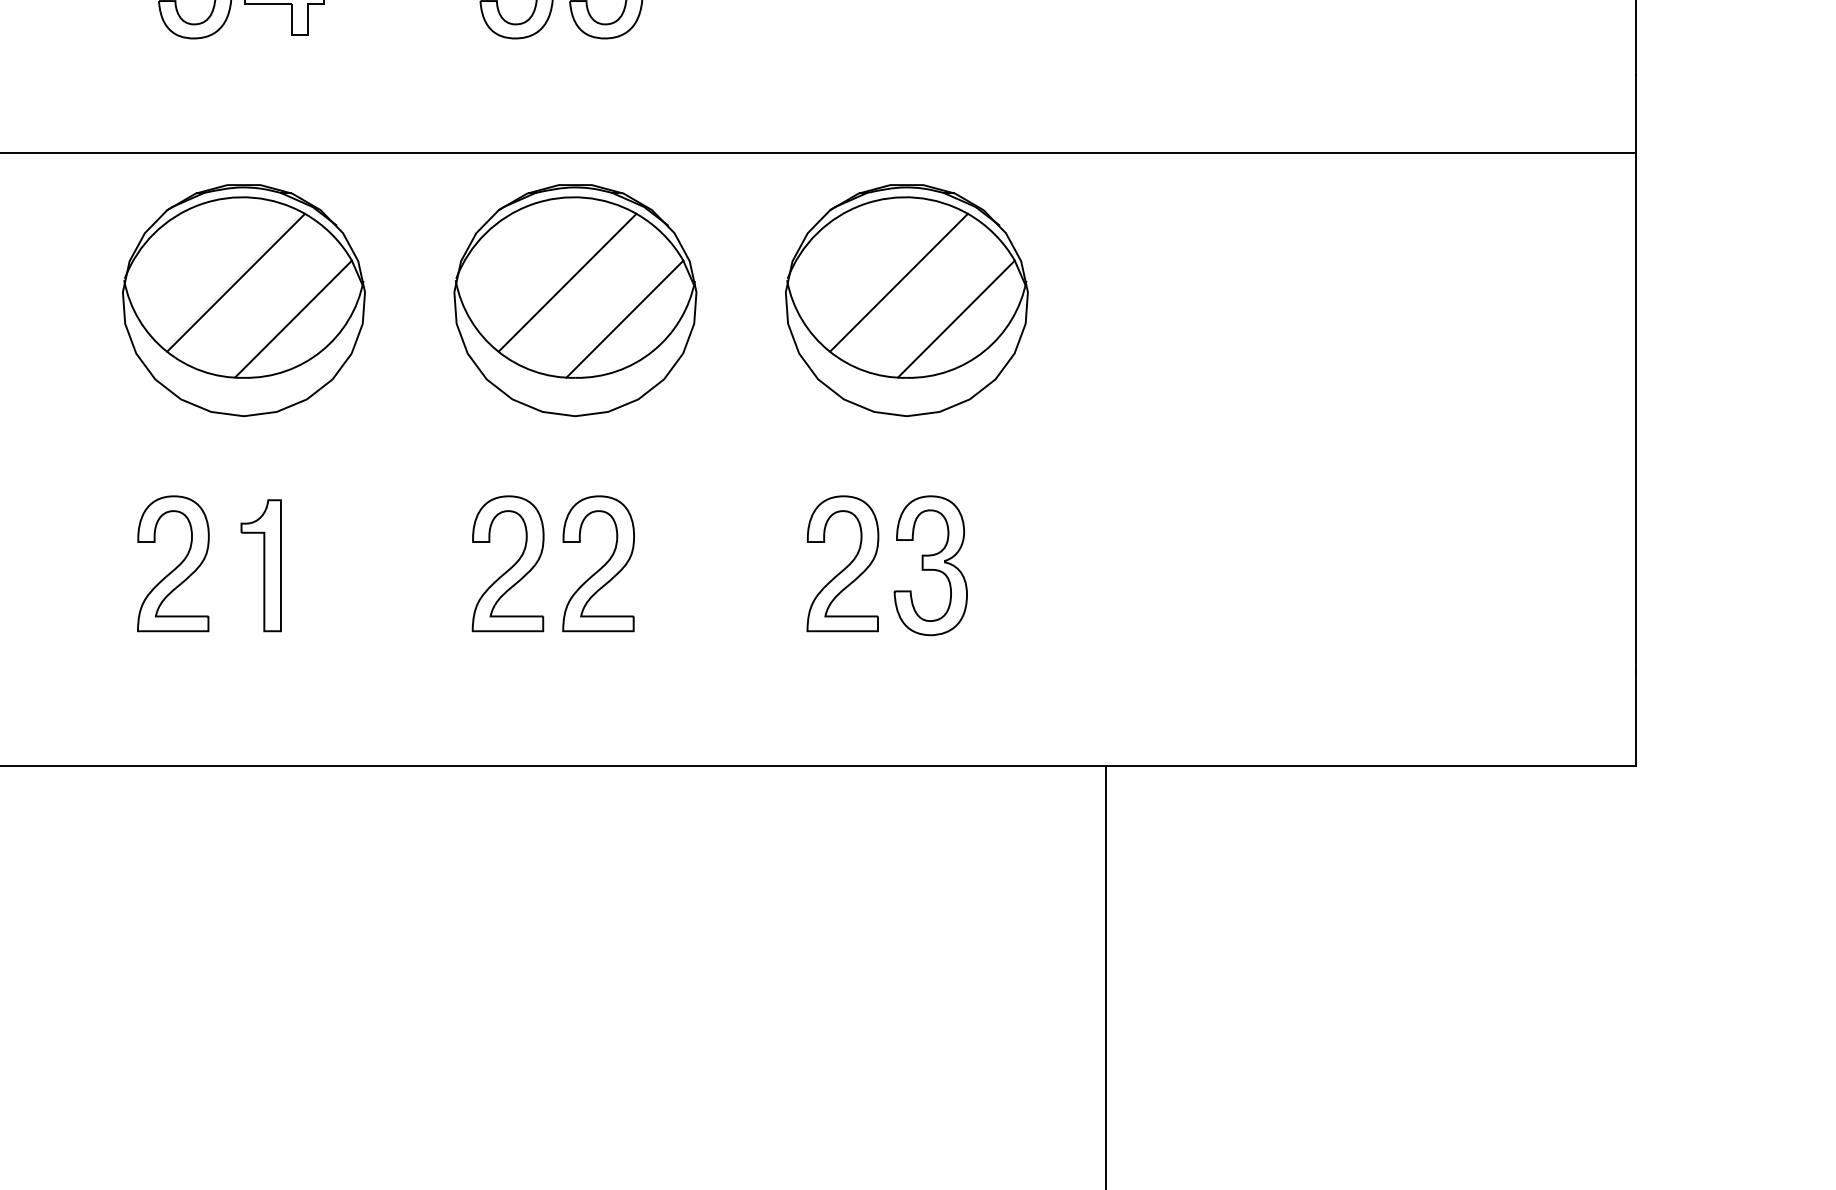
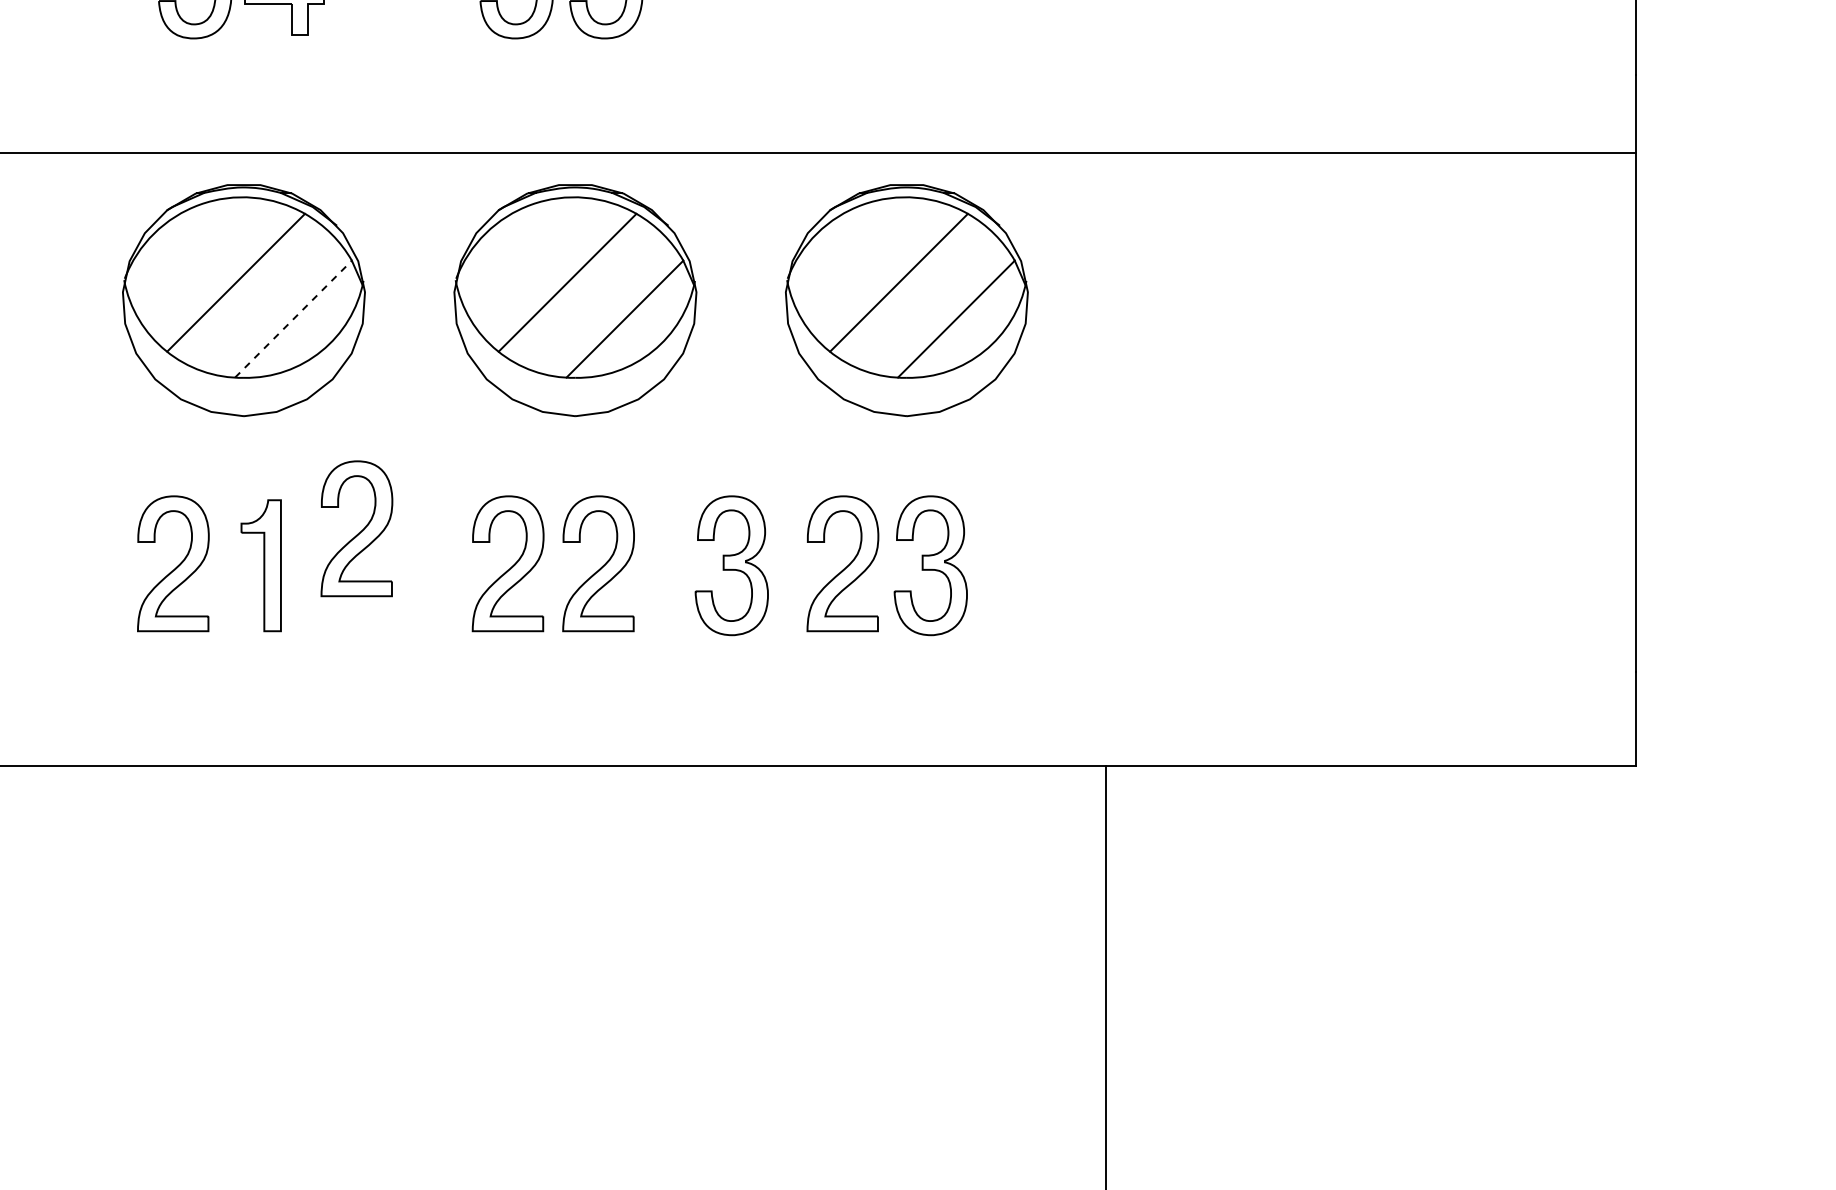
line: solid -> dashed (293, 319)
part: none -> present (356, 528)
part: none -> present (731, 565)
